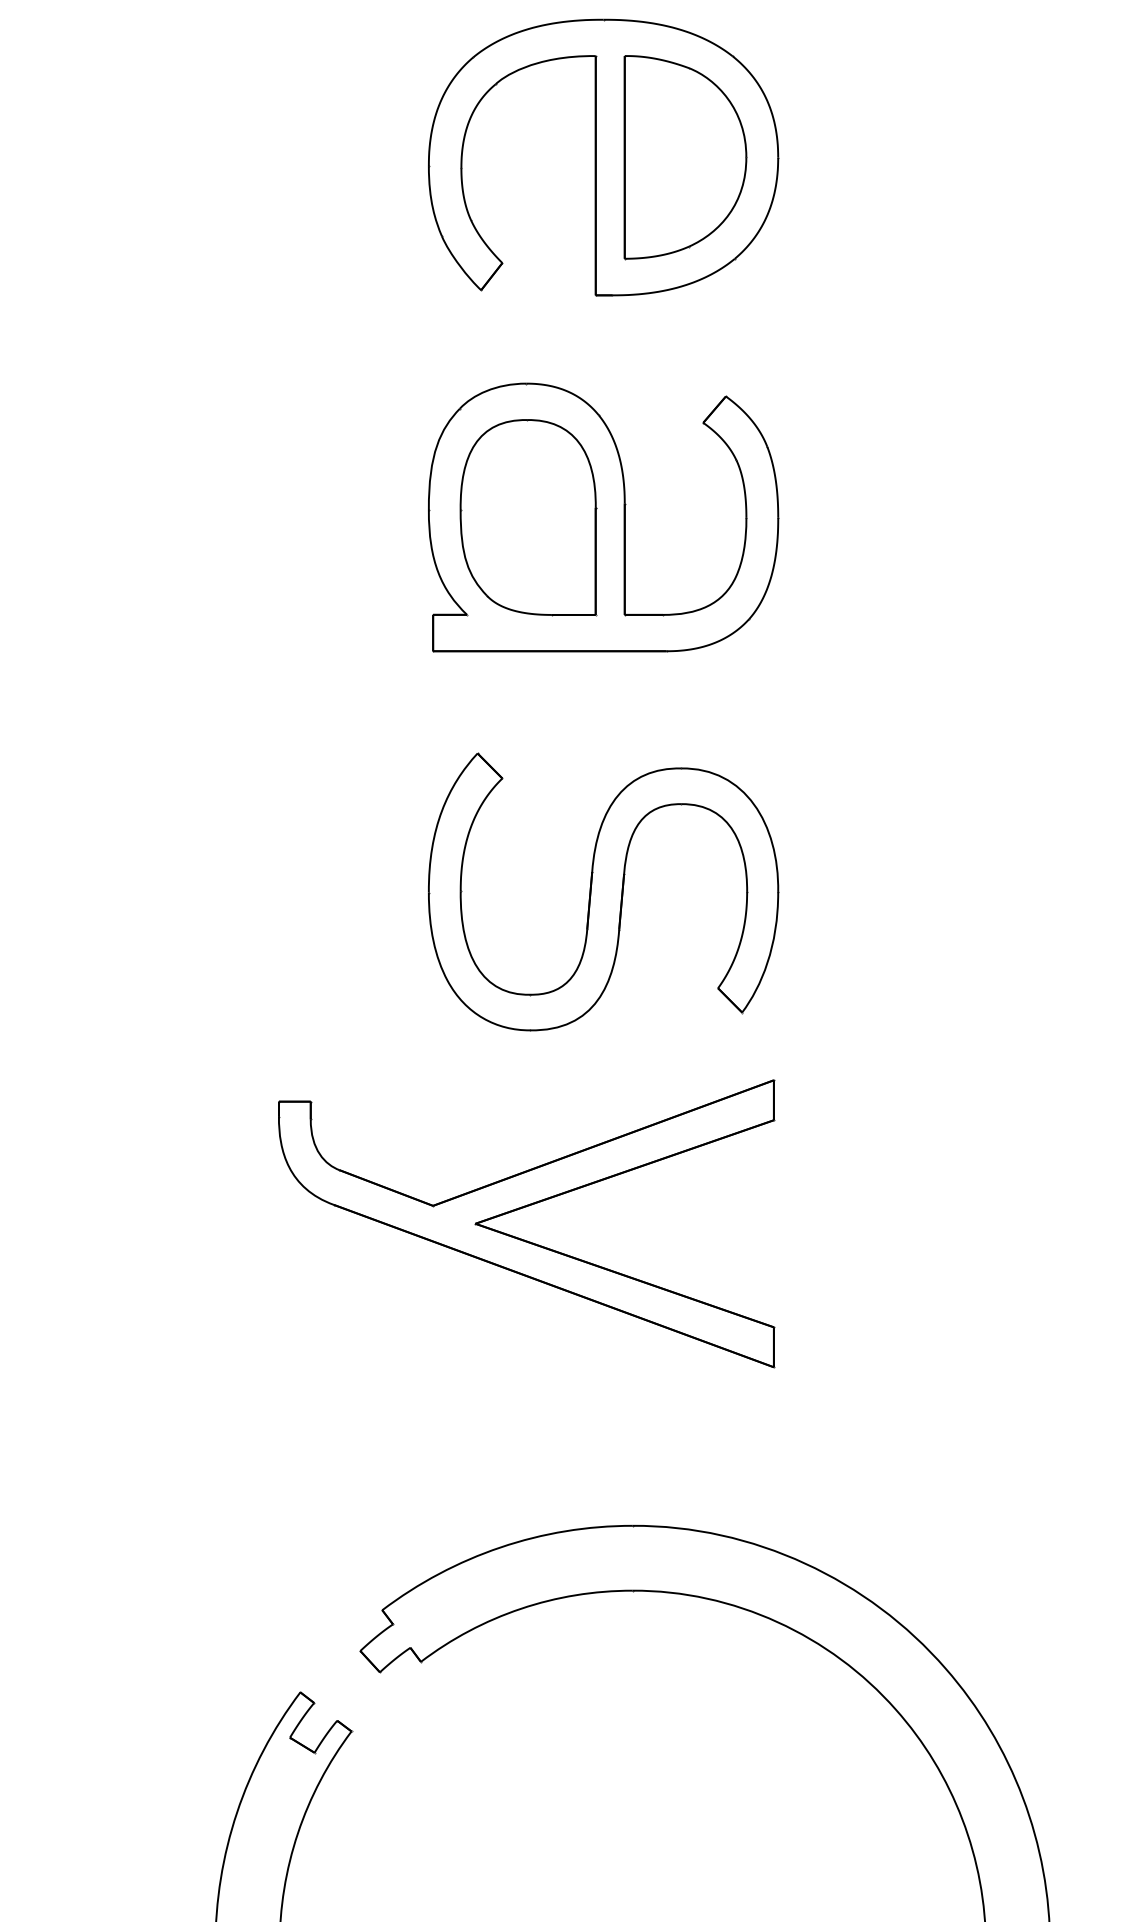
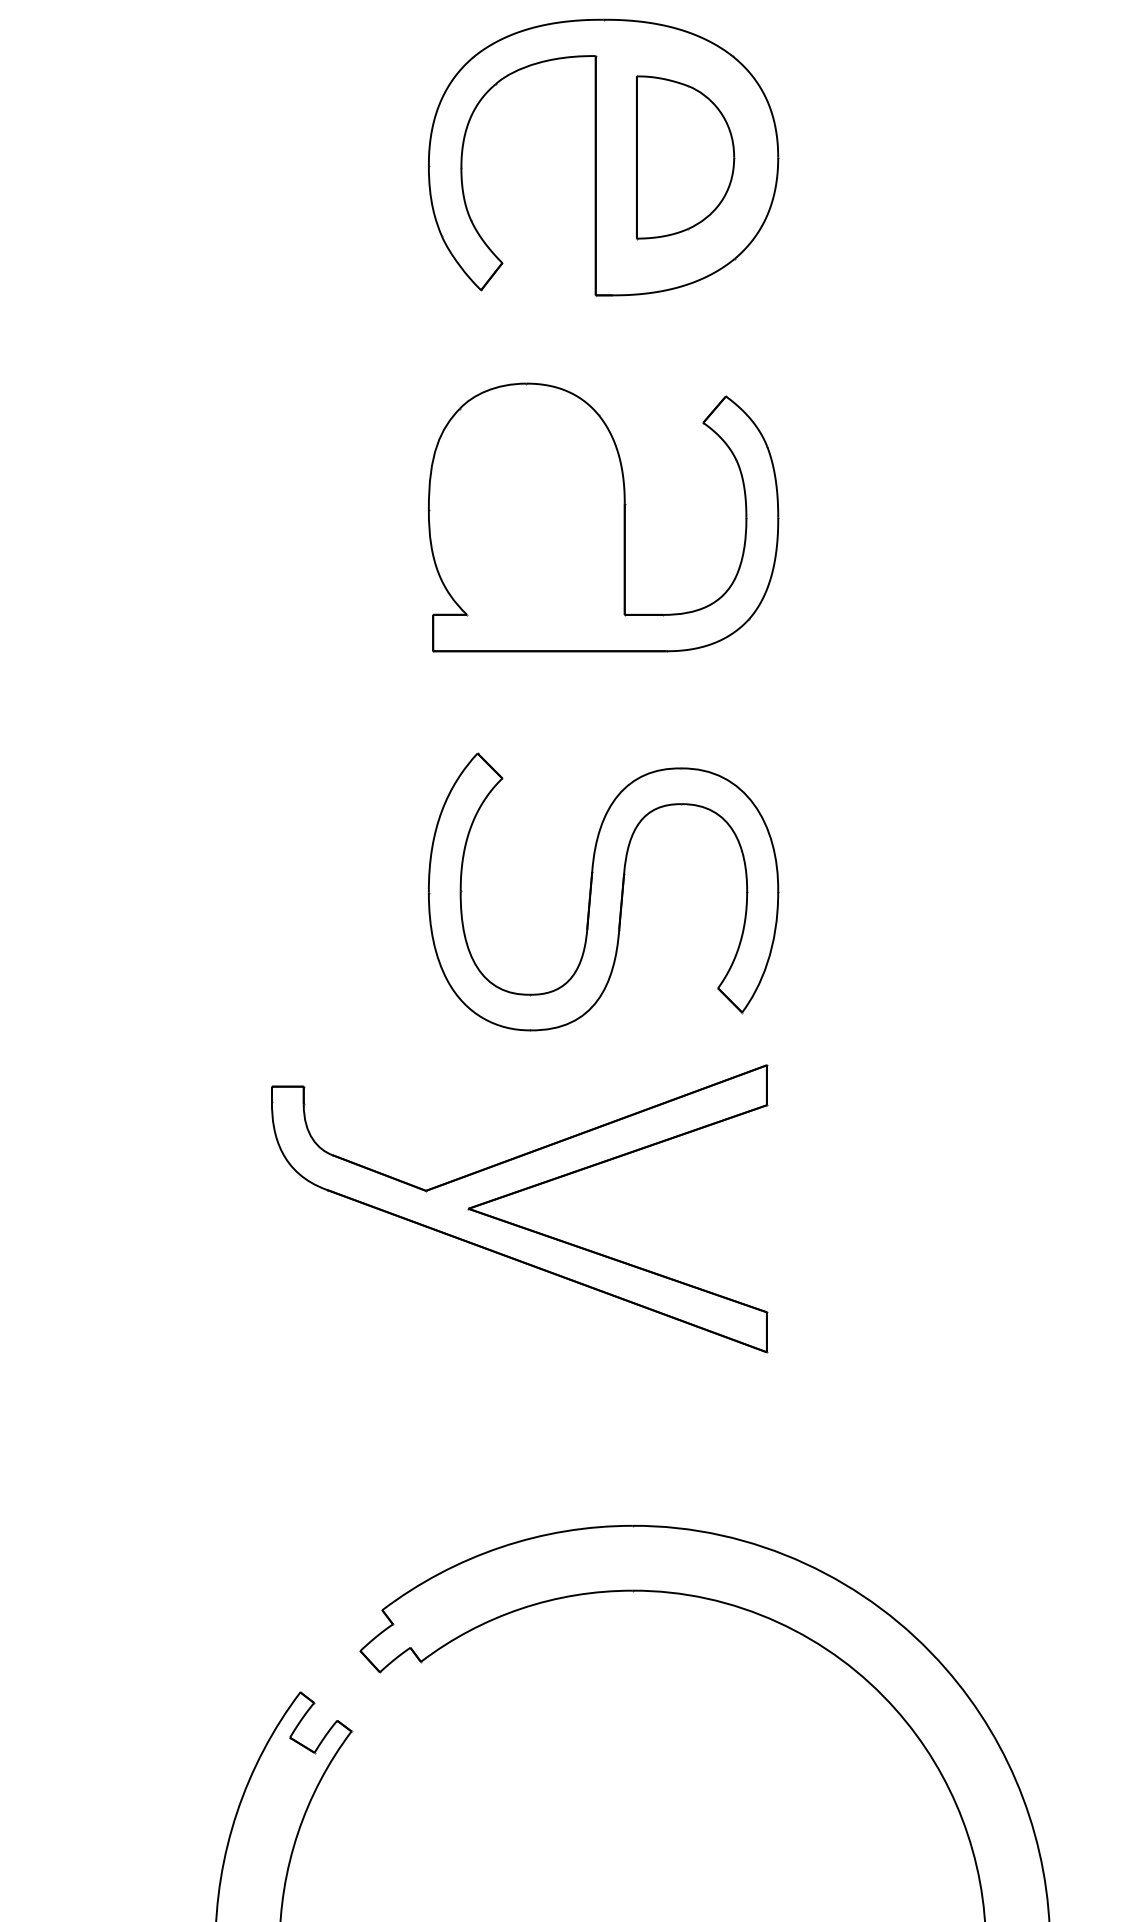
part size: 125x206 px -> 100x166 px (685, 157)
part: present -> none (528, 517)
part position: (520, 1209) -> (513, 1194) (513, 1194)
